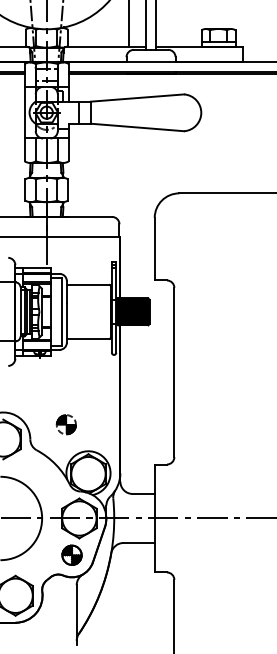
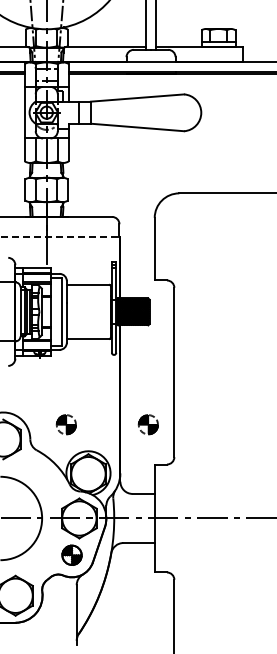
line: present -> none (128, 24)
line: solid -> dashed (60, 236)
part: none -> present (147, 424)
